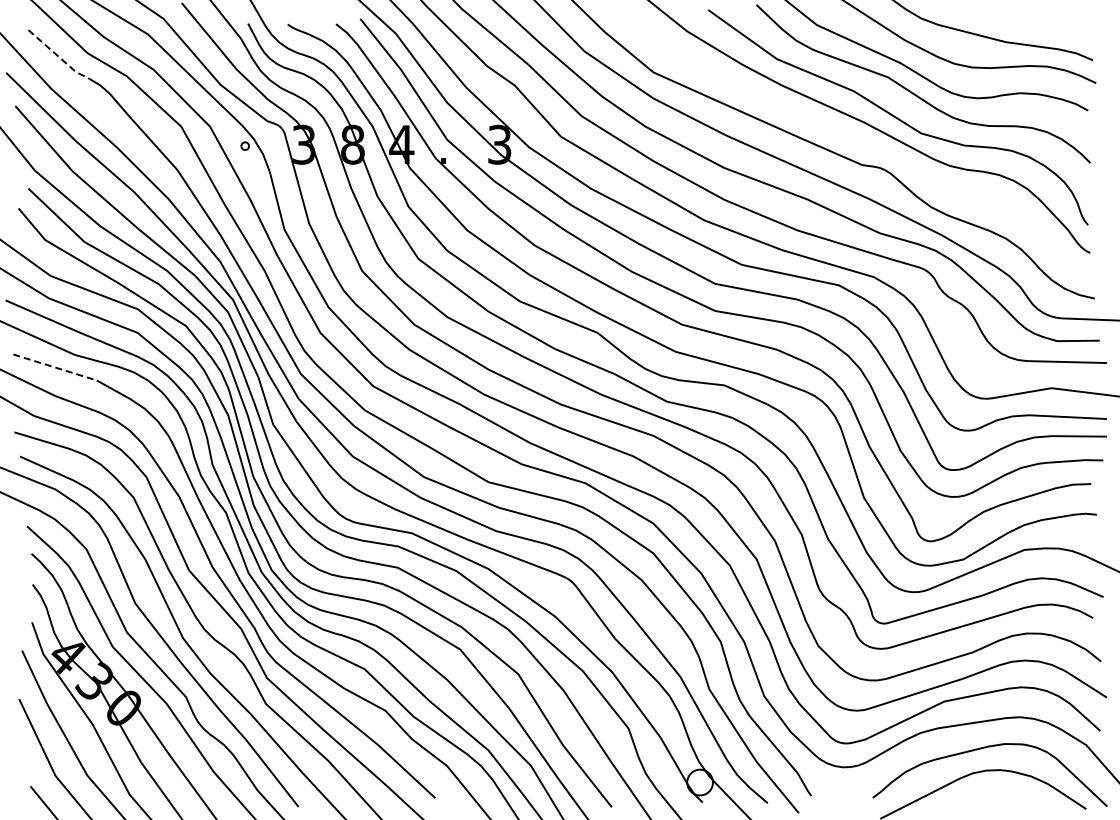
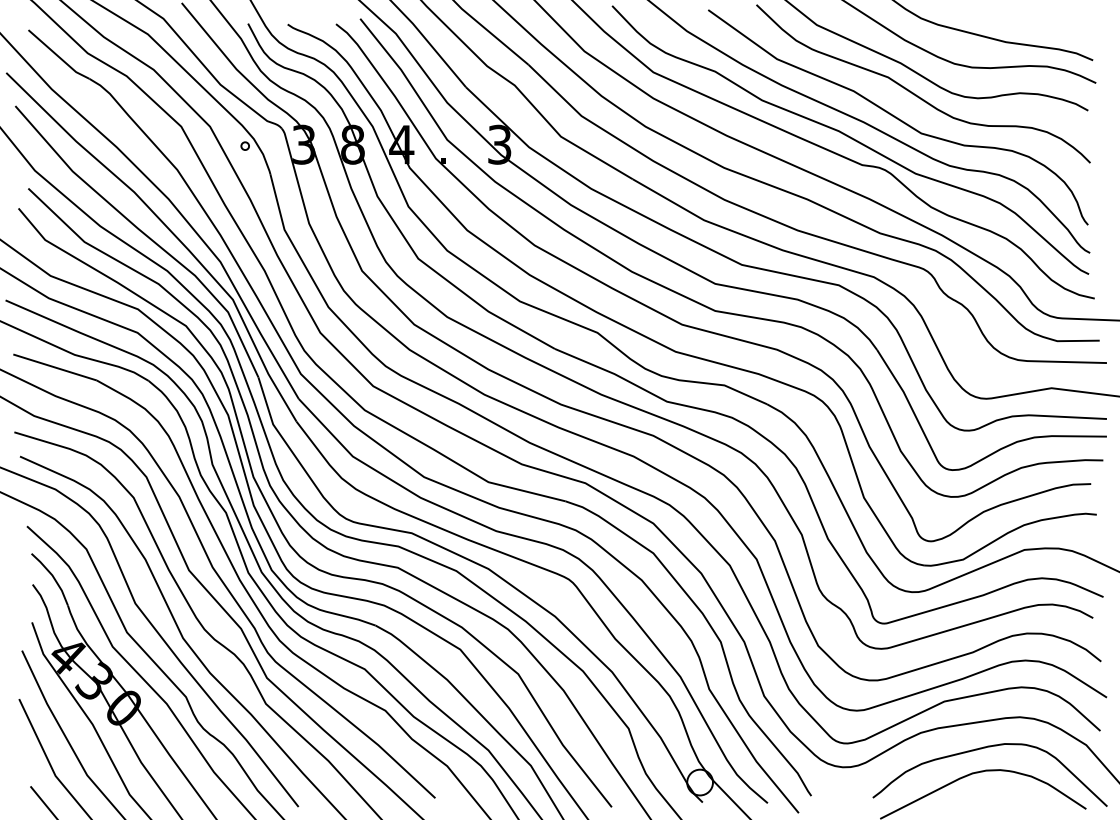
line: dashed -> solid (58, 56)
curve: none -> present (850, 138)
line: dashed -> solid (55, 367)
